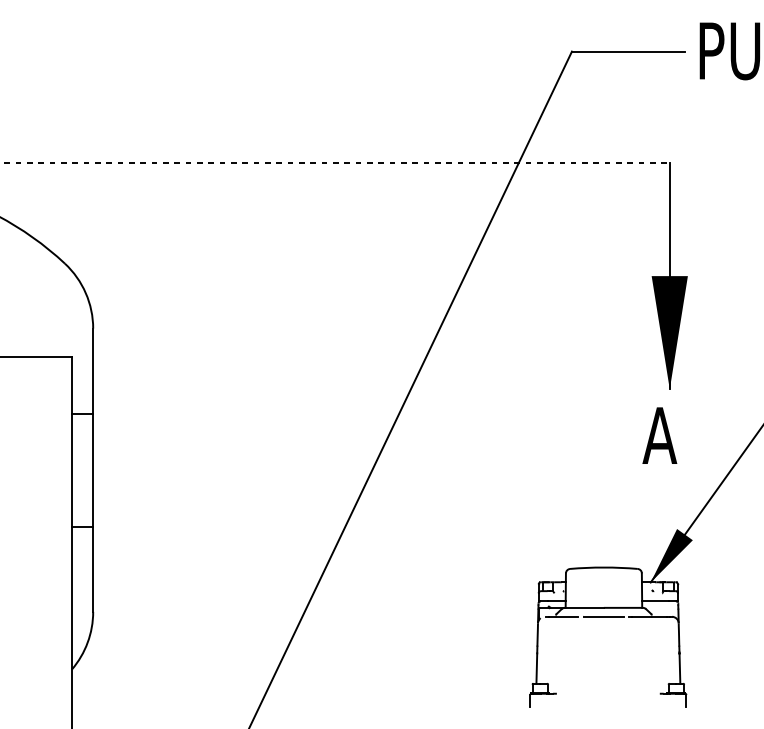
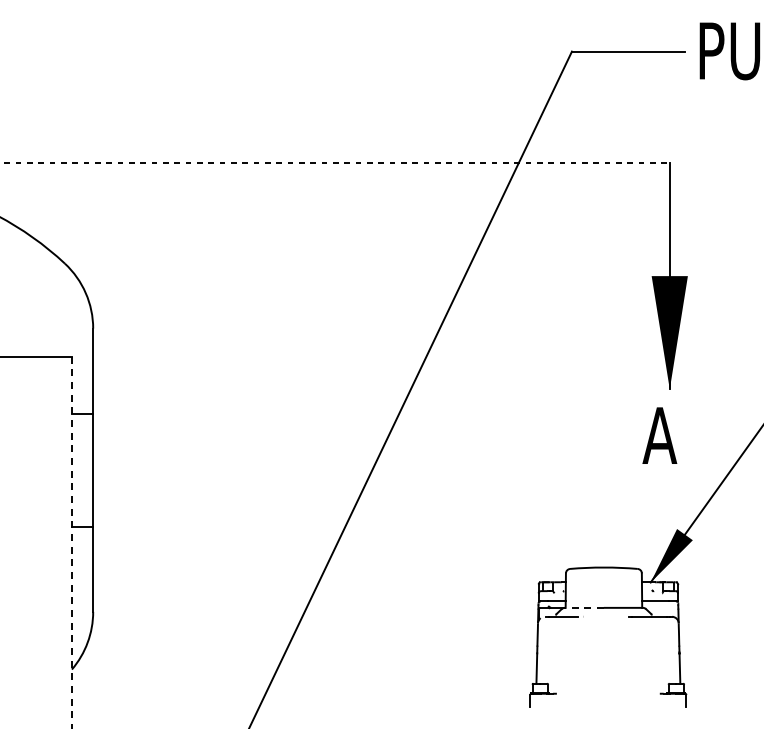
line: solid -> dashed (71, 542)
line: solid -> dashed (584, 607)
line: present -> none (603, 616)
